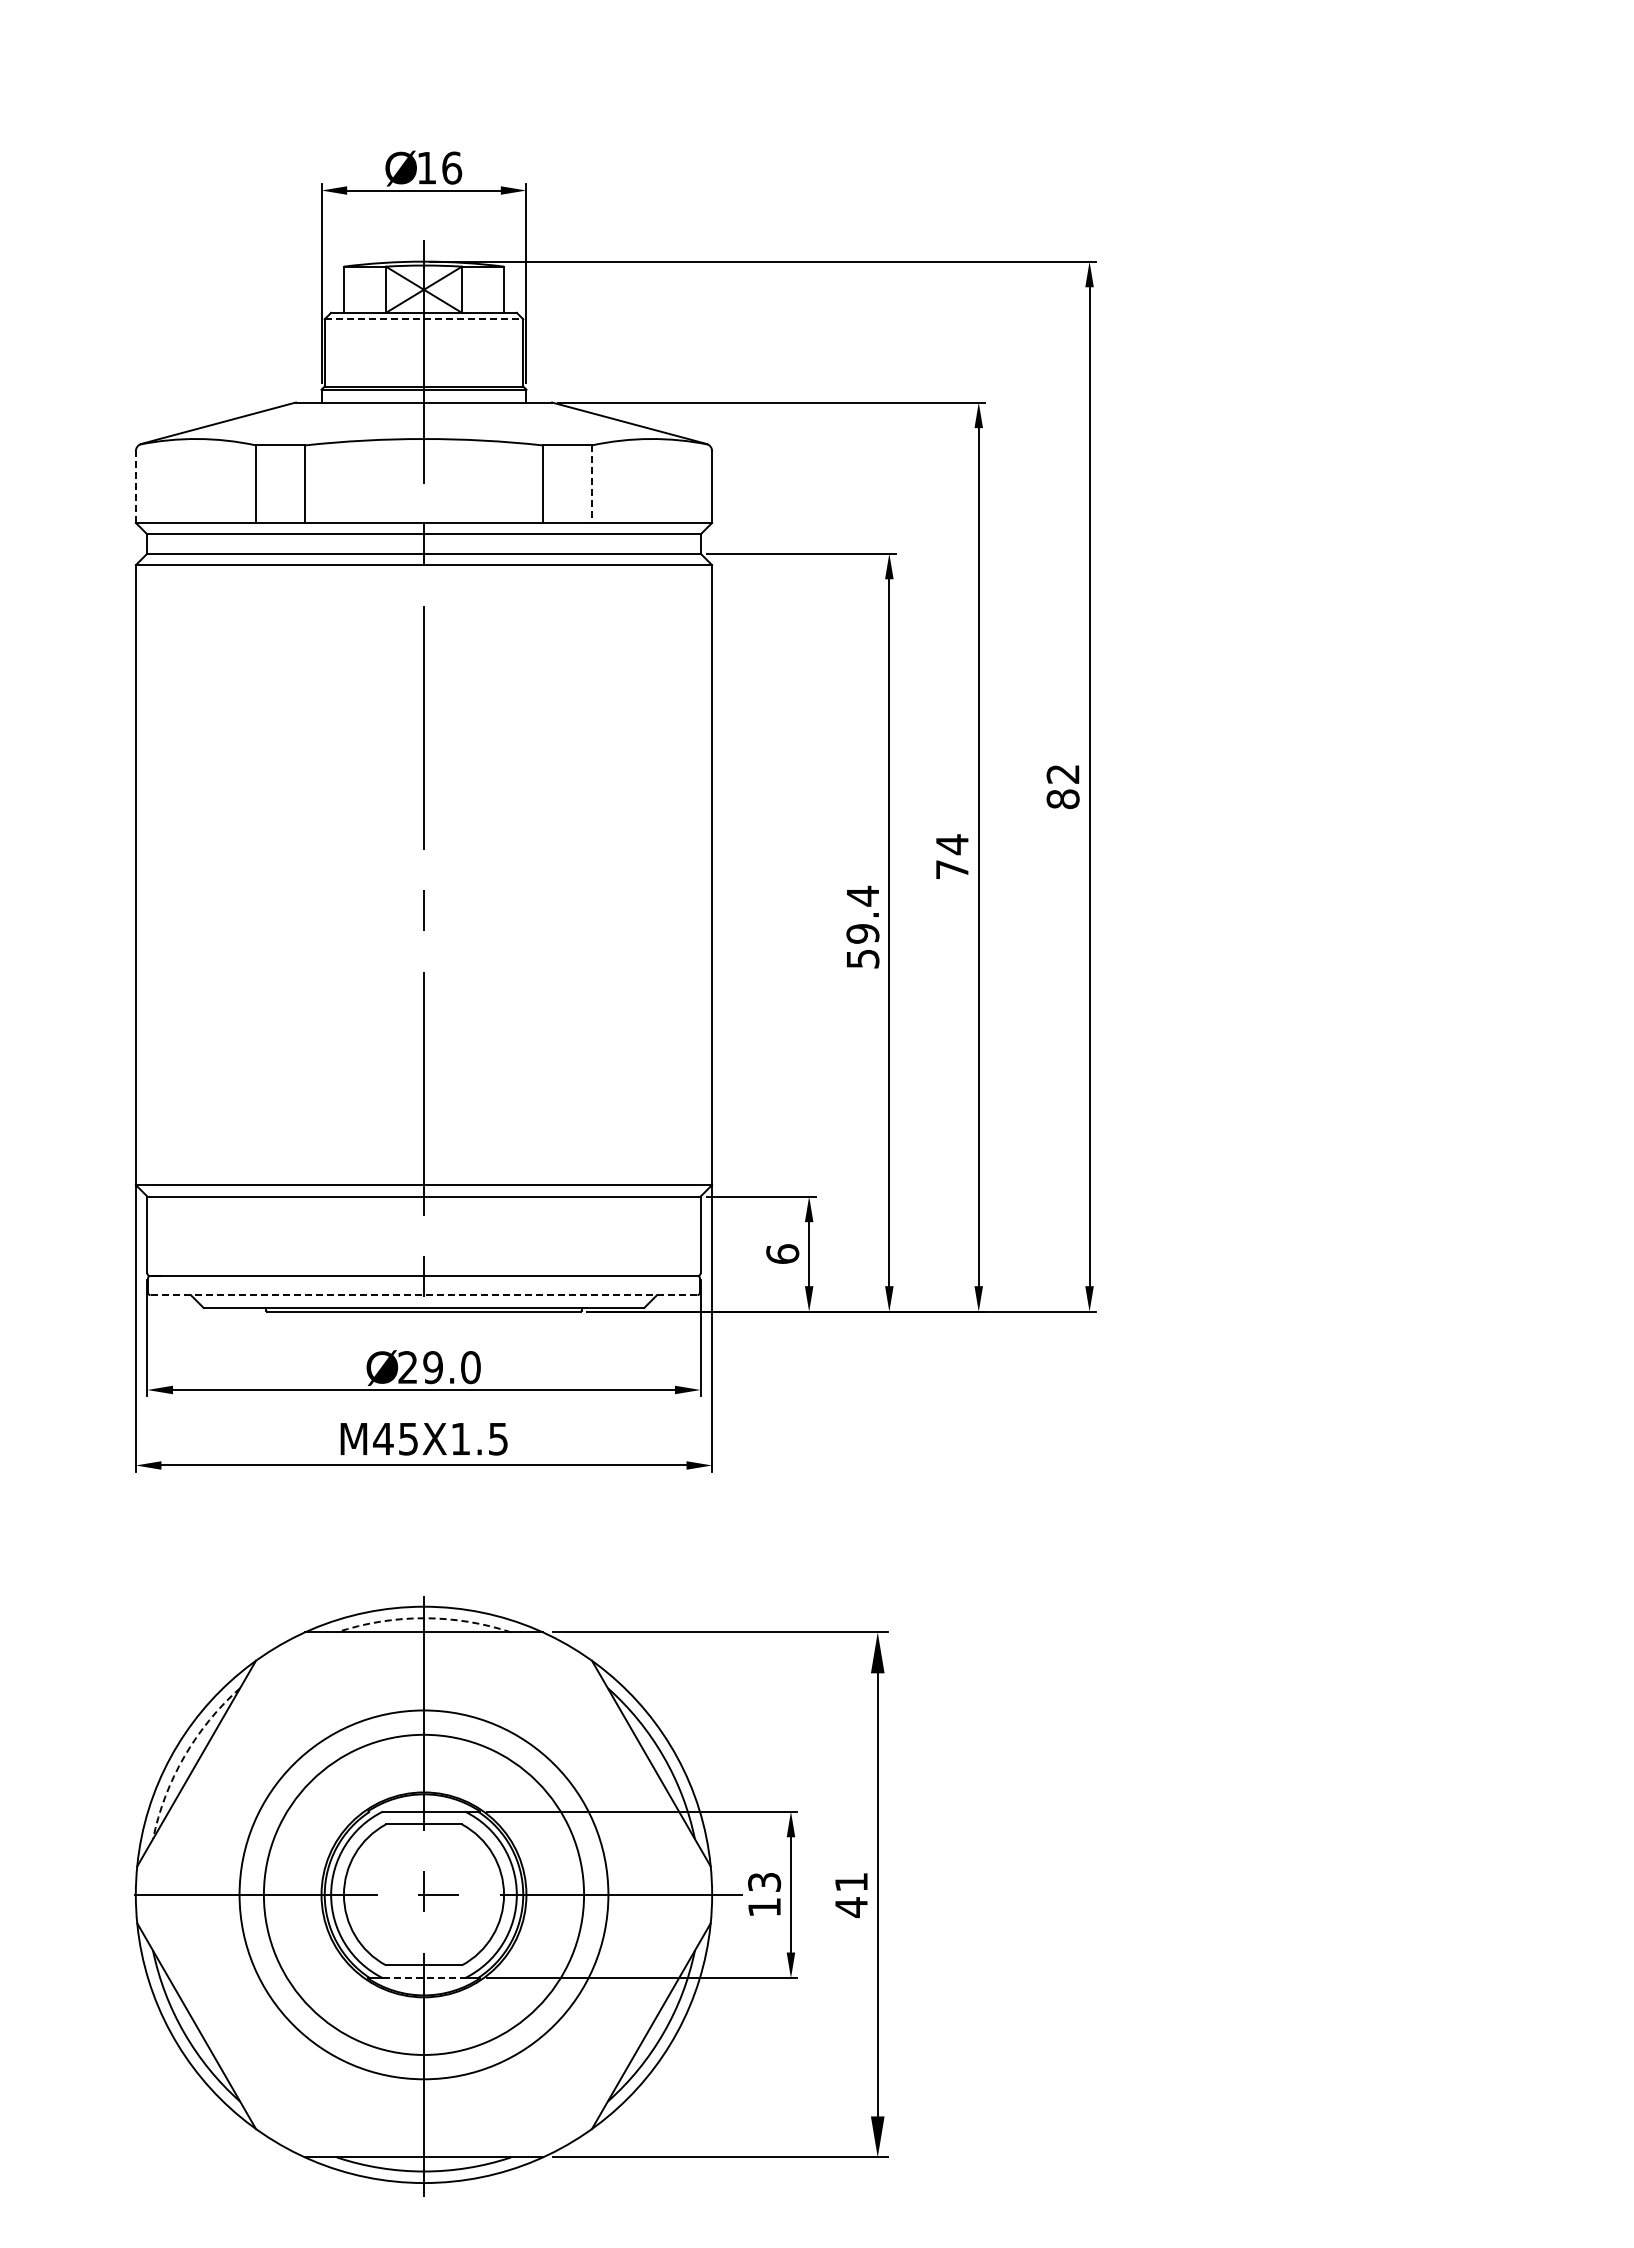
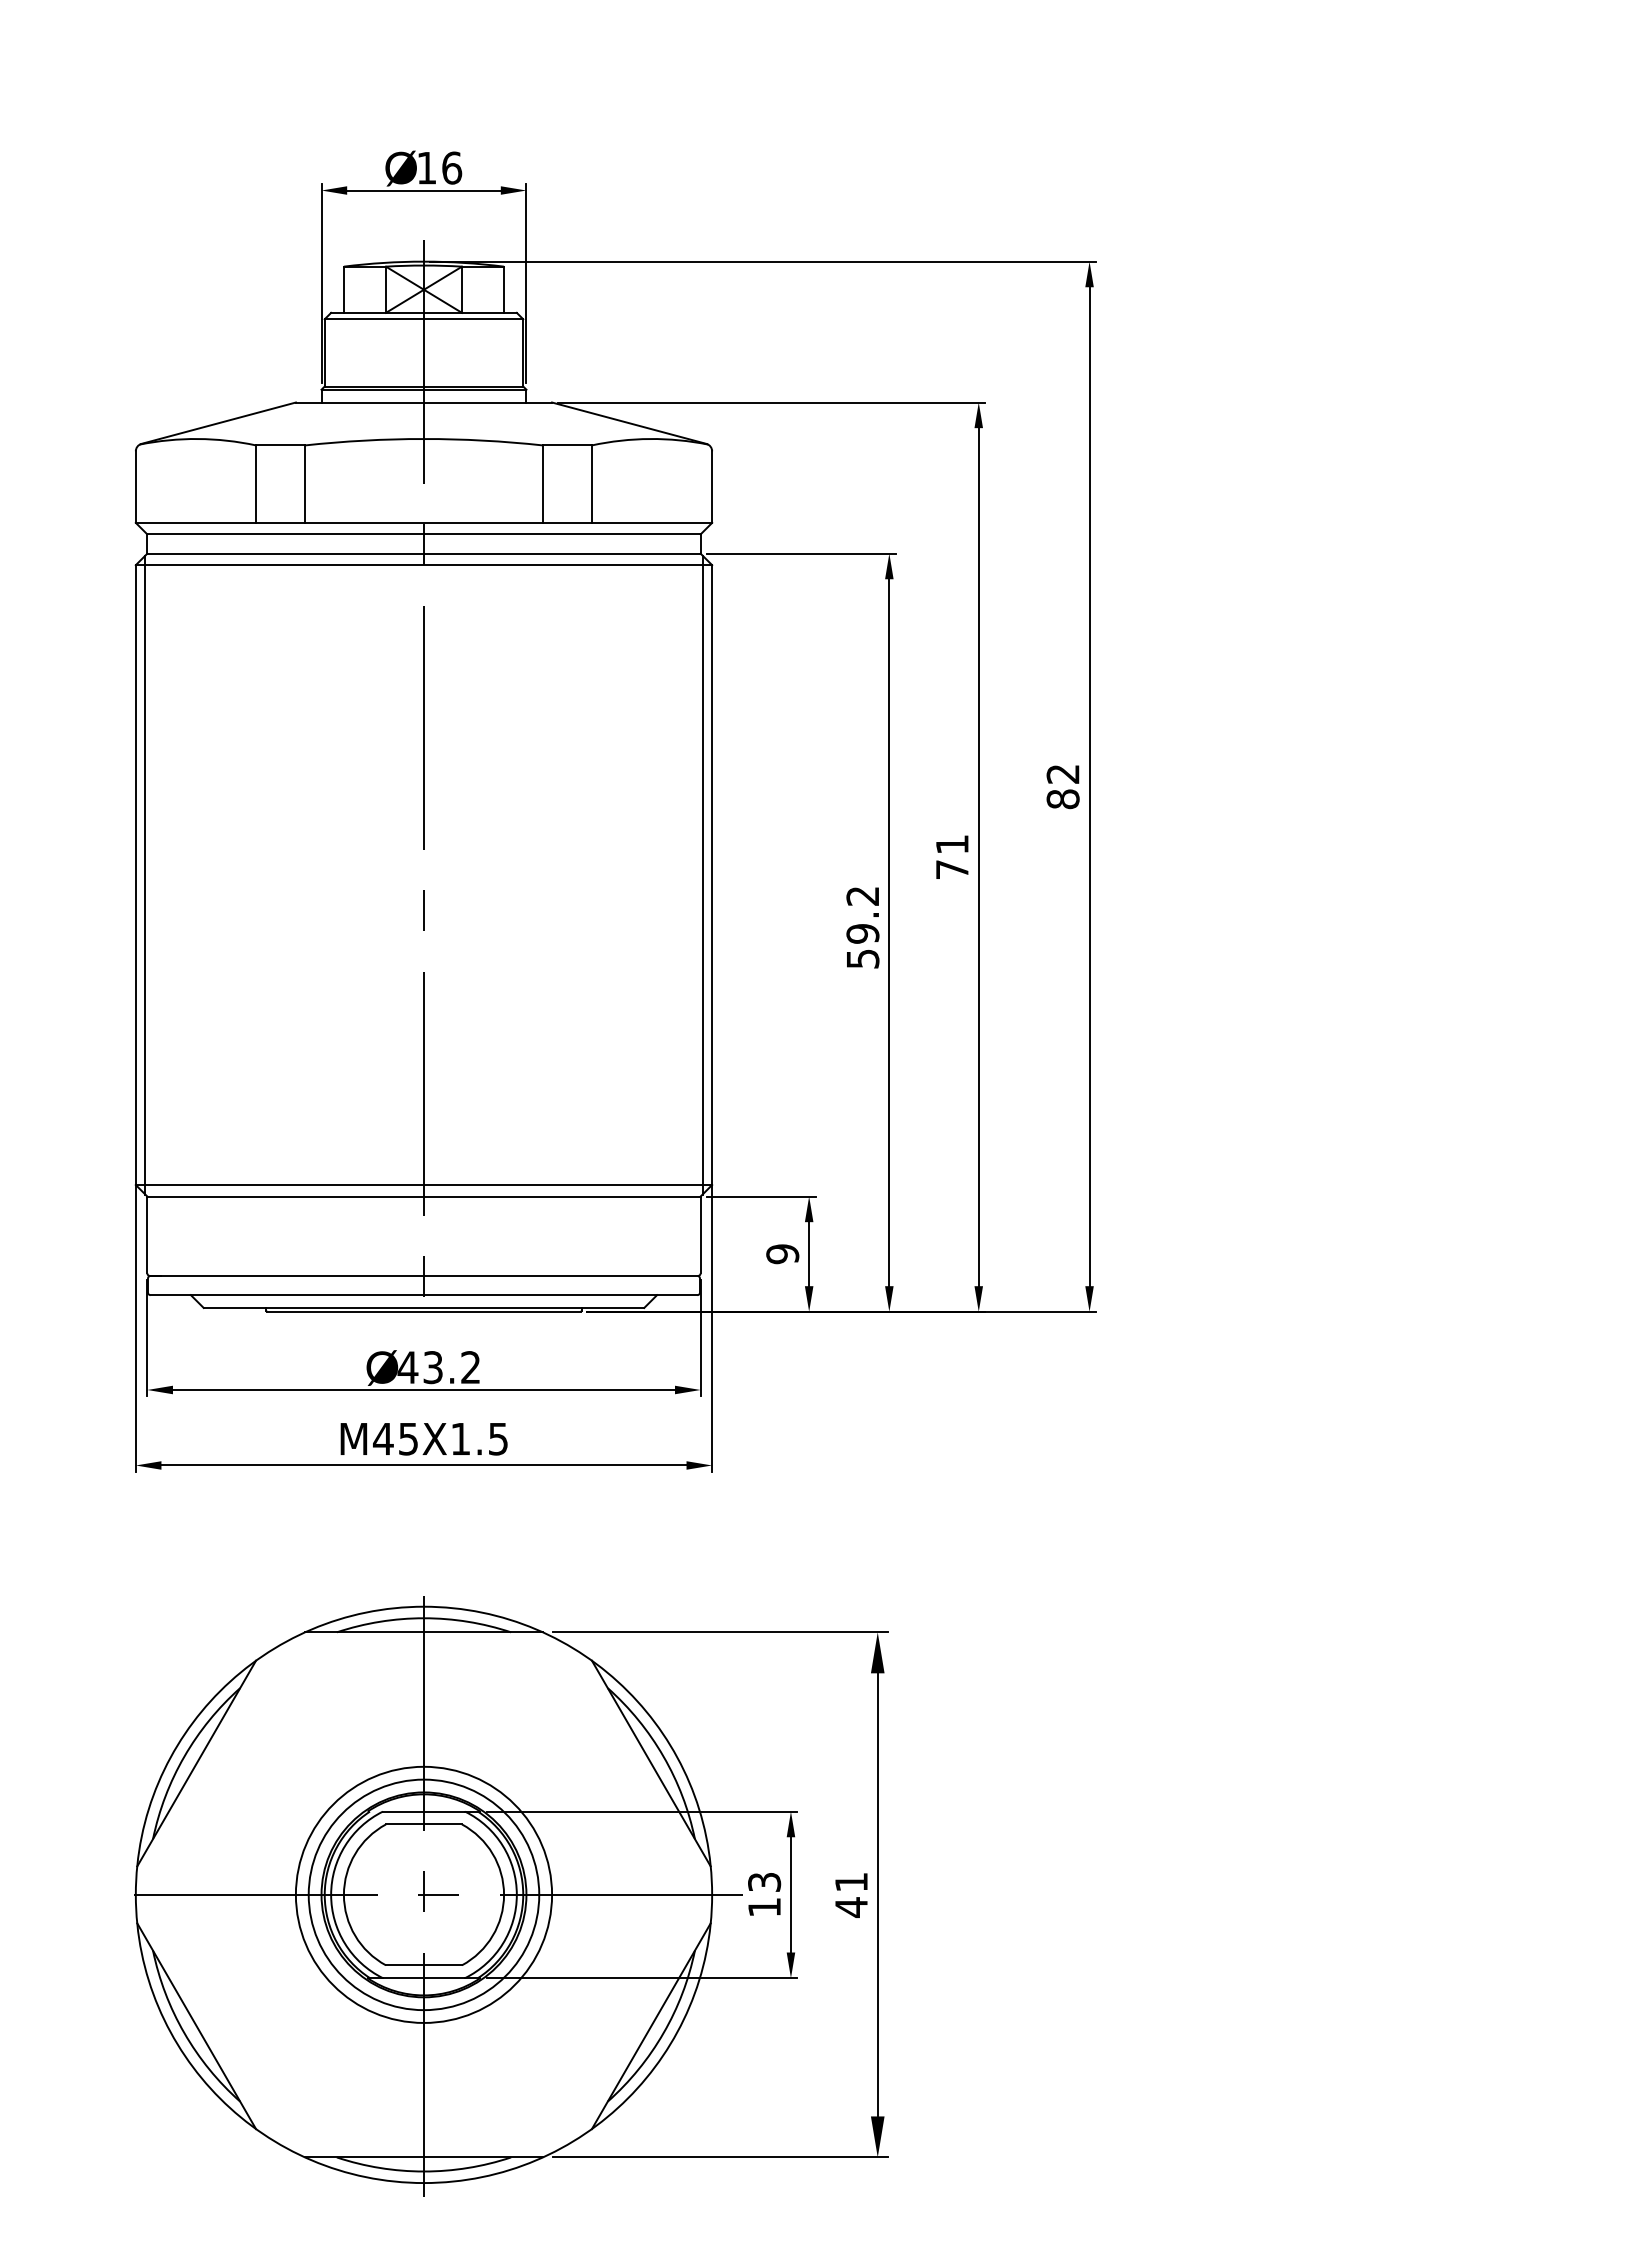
line: dashed -> solid (424, 319)
line: dashed -> solid (591, 484)
line: dashed -> solid (135, 487)
text: 74 -> 71 (952, 844)
line: none -> present (702, 874)
line: none -> present (145, 875)
text: 59.4 -> 59.2 (862, 895)
text: 6 -> 9 (782, 1254)
line: dashed -> solid (423, 1295)
text: 29.0 -> 43.2 (438, 1367)
arc: dashed -> solid (424, 1618)
arc: dashed -> solid (184, 1756)
circle diameter: 320 px -> 256 px (423, 1894)
circle diameter: 369 px -> 231 px (423, 1894)
line: dashed -> solid (424, 1978)
